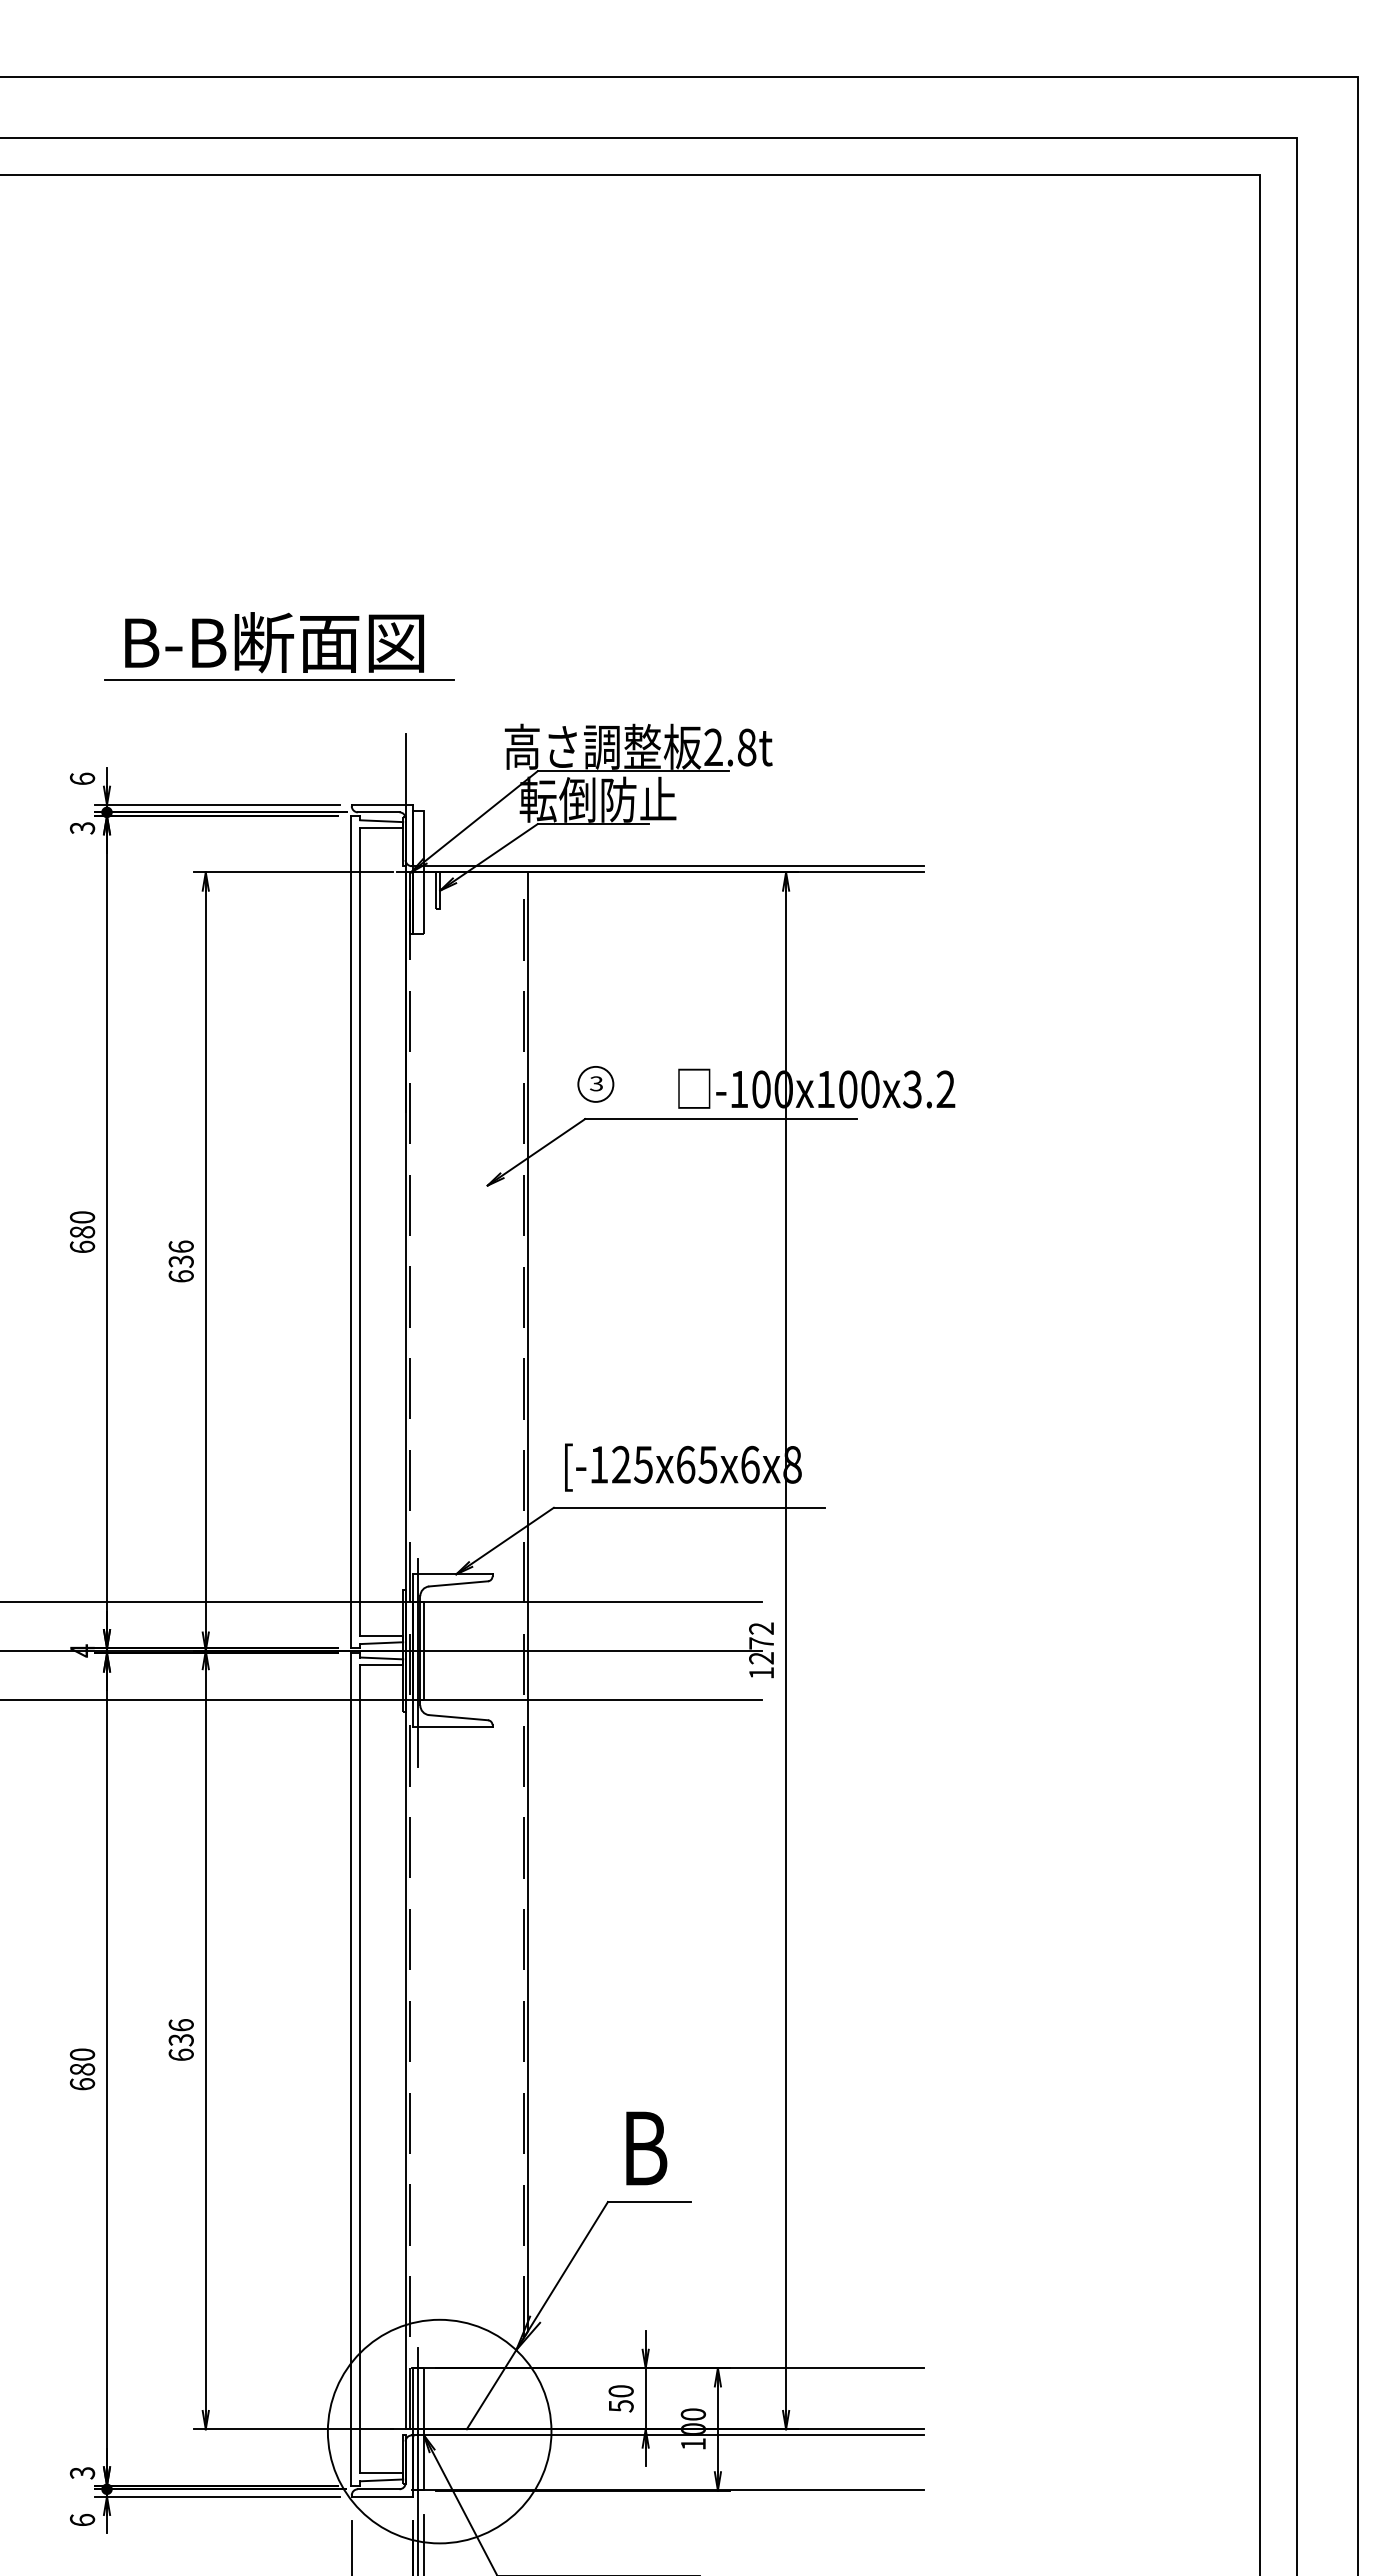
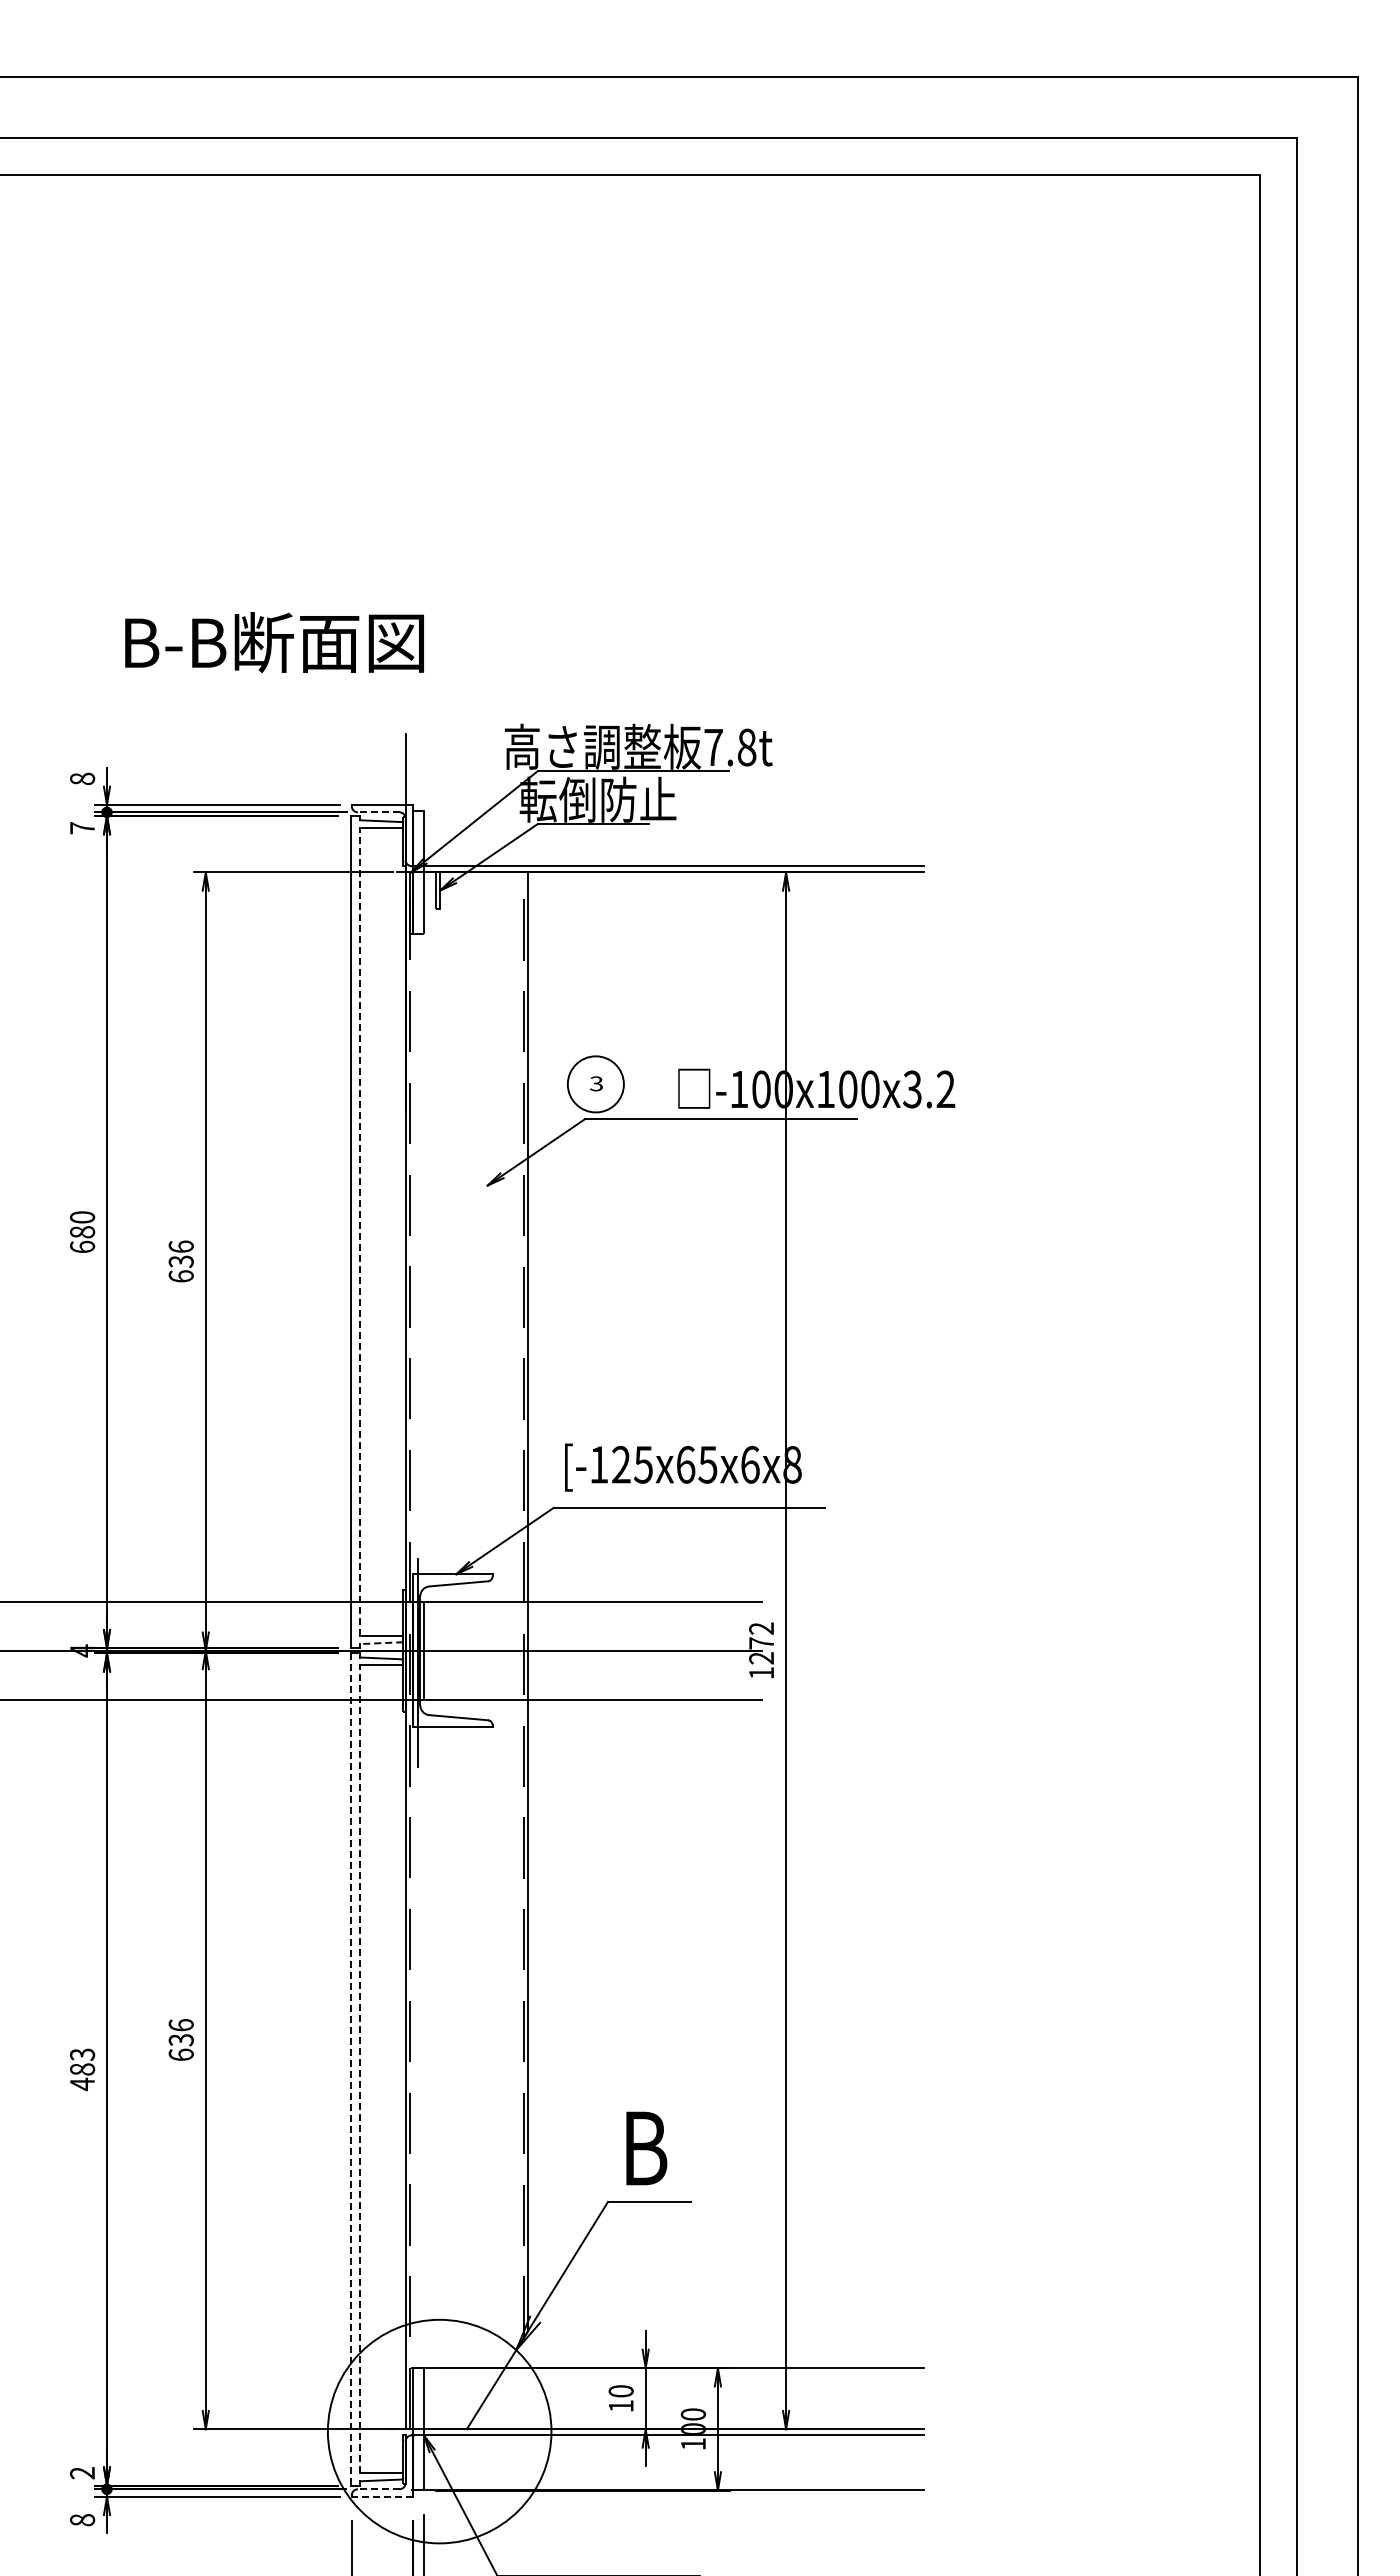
line: present -> none (278, 679)
text: 2.8t -> 7.8t (713, 746)
text: 6 -> 8 (82, 778)
line: solid -> dashed (378, 812)
text: 3 -> 7 (82, 828)
circle diameter: 35 px -> 56 px (595, 1084)
line: solid -> dashed (360, 1232)
line: solid -> dashed (381, 1643)
text: 680 -> 483 (82, 2069)
line: solid -> dashed (350, 2069)
line: solid -> dashed (360, 2069)
text: 50 -> 10 (621, 2406)
line: present -> none (418, 2460)
text: 3 -> 2 (82, 2473)
line: solid -> dashed (378, 2489)
line: solid -> dashed (382, 2496)
text: 6 -> 8 (81, 2519)
